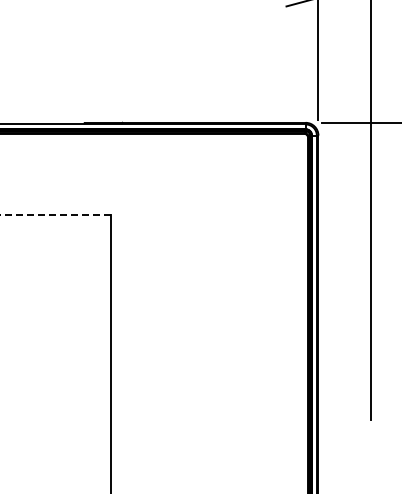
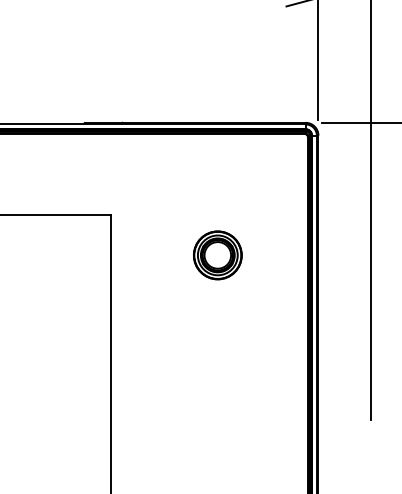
line: dashed -> solid (56, 214)
part: none -> present (217, 255)
